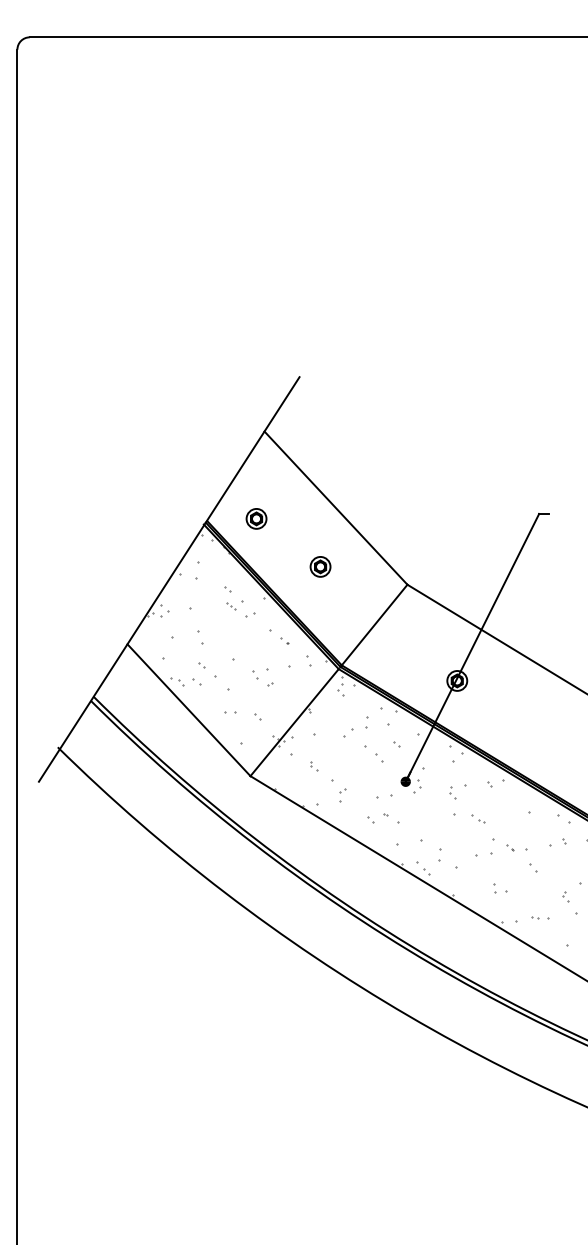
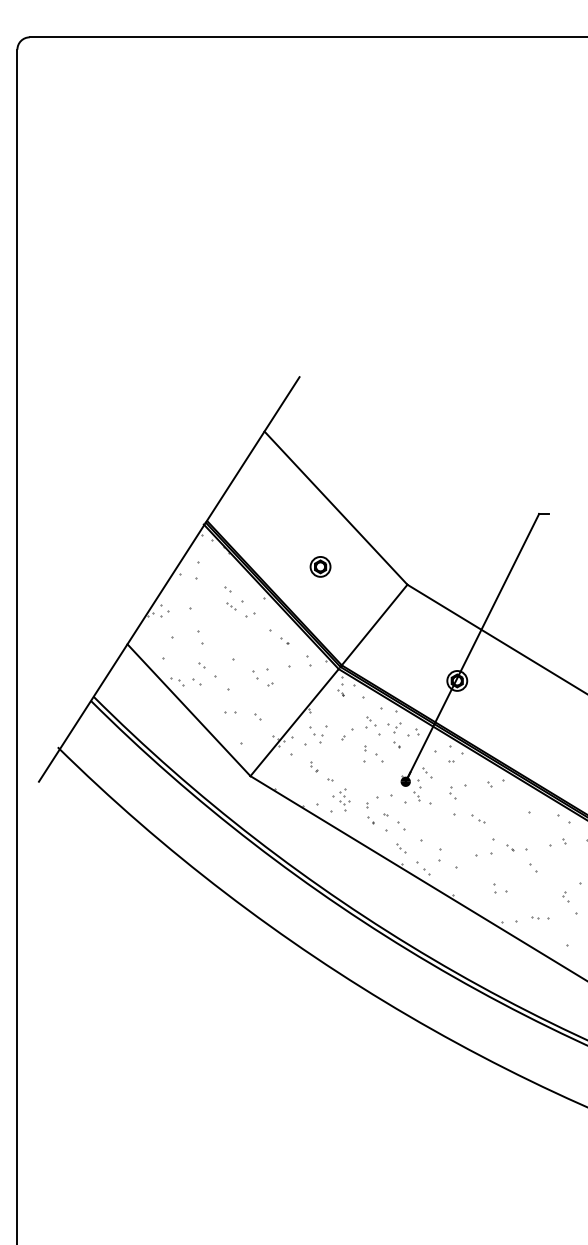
part: present -> none (256, 518)
hatch: none -> present (377, 772)
